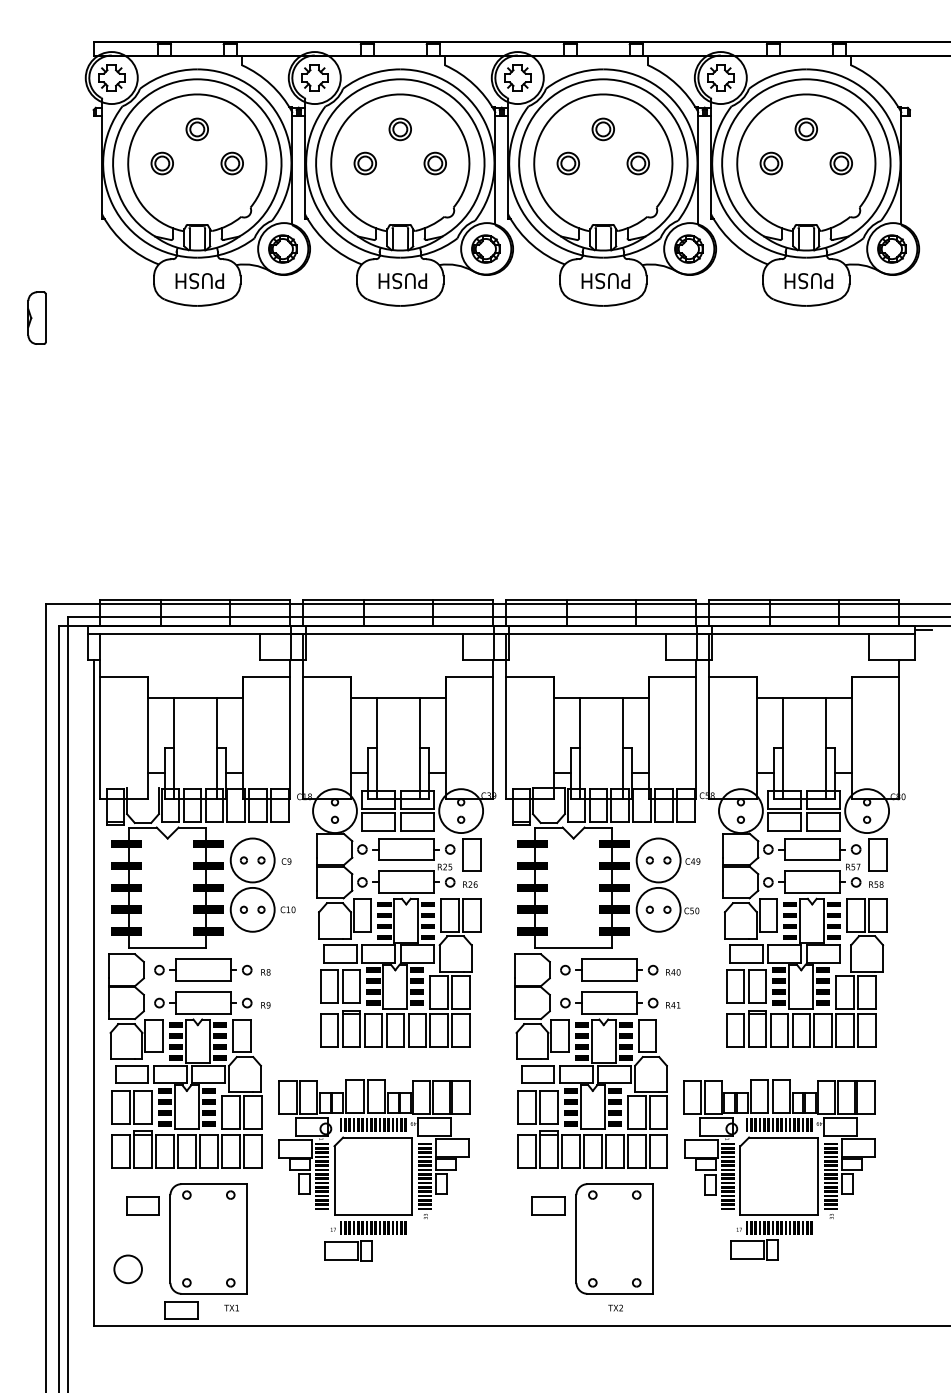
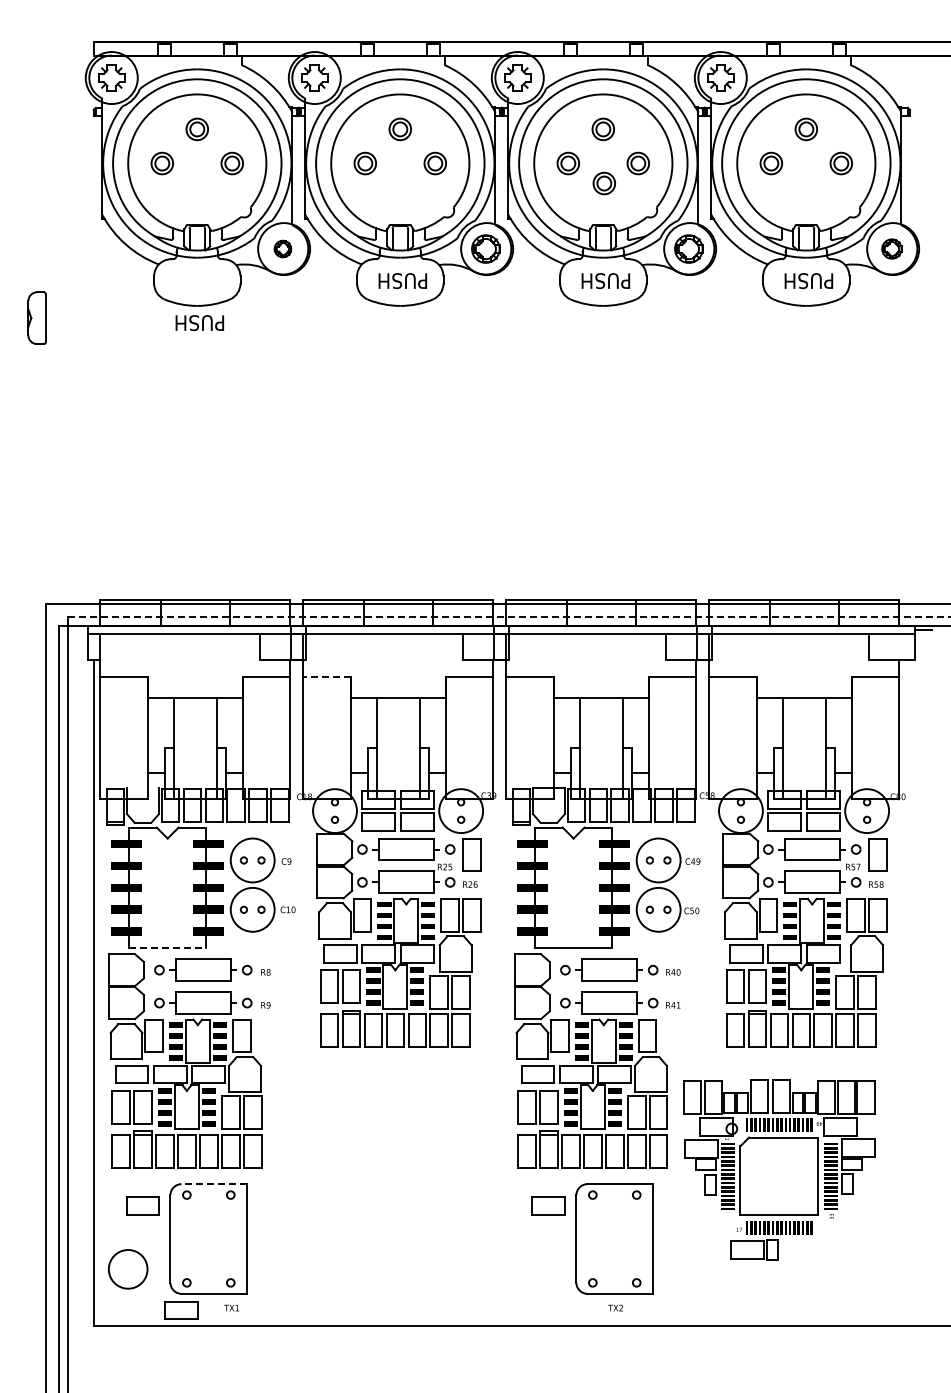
part: none -> present (603, 183)
part size: 30x30 px -> 19x20 px (282, 248)
part size: 30x30 px -> 22x22 px (891, 248)
text position: (199, 281) -> (199, 323) (199, 323)
line: solid -> dashed (509, 617)
line: solid -> dashed (327, 676)
line: solid -> dashed (168, 948)
part: present -> none (374, 1170)
line: solid -> dashed (214, 1184)
circle diameter: 28 px -> 39 px (127, 1269)
